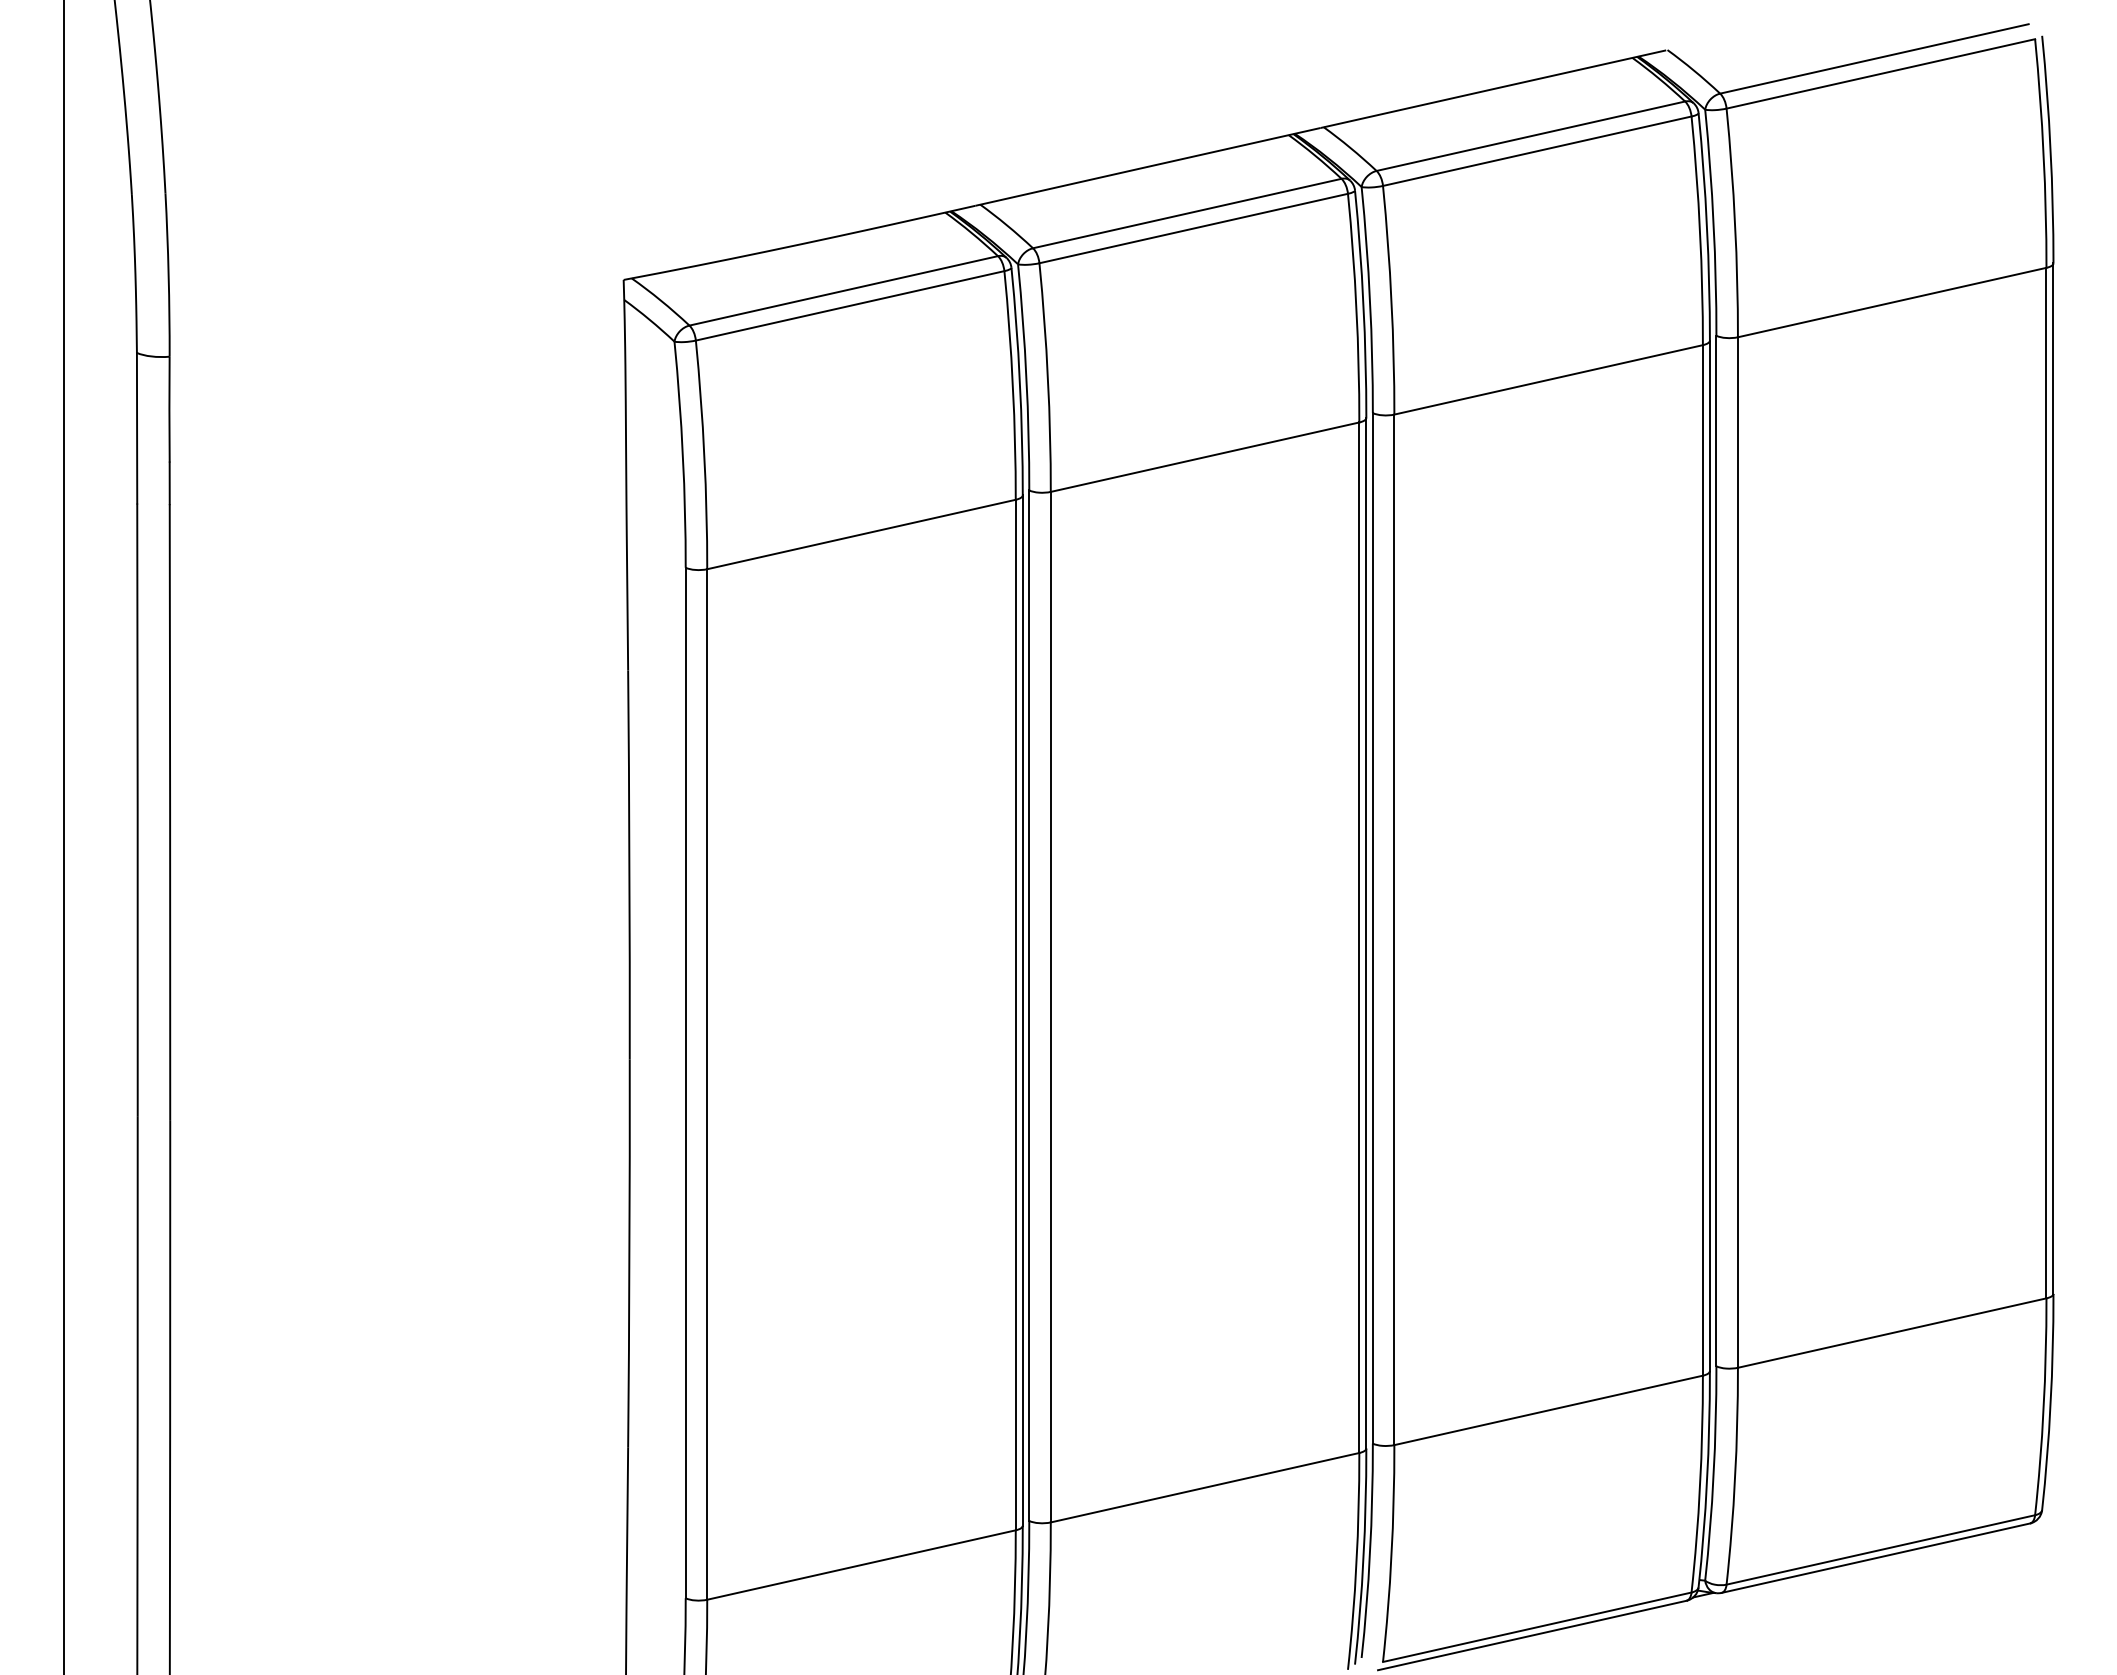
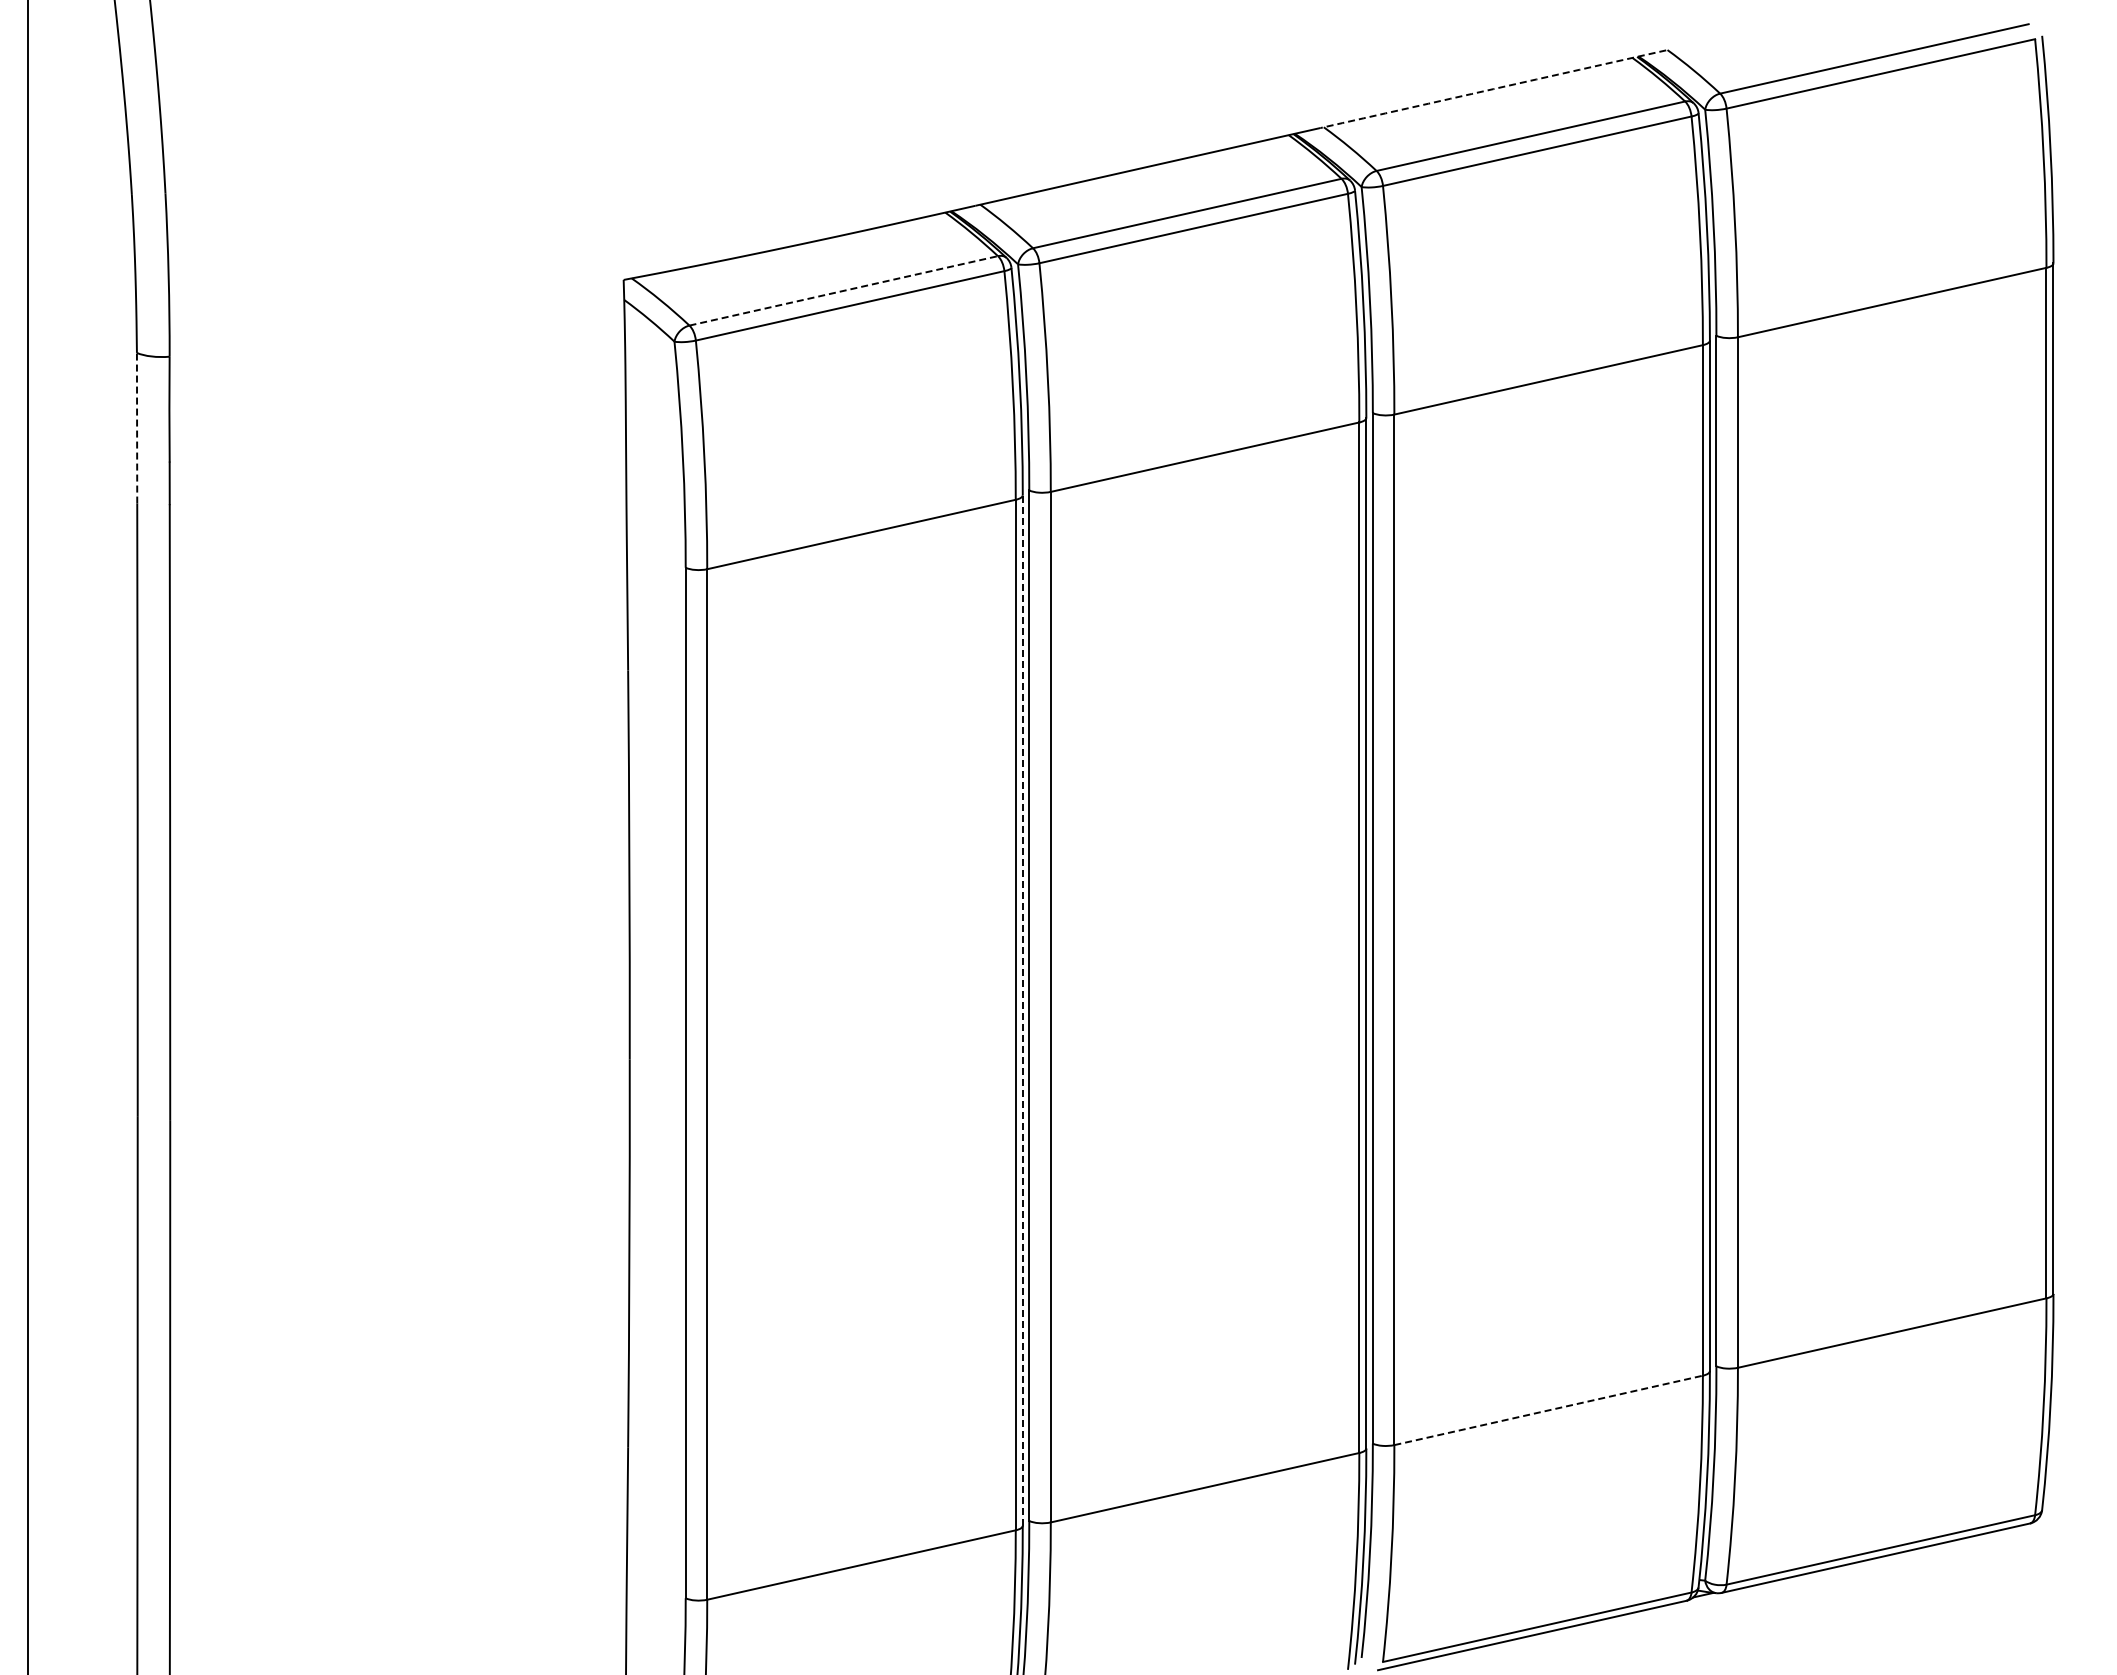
arc: solid -> dashed (1493, 89)
line: solid -> dashed (844, 290)
line: solid -> dashed (137, 427)
line position: (63, 836) -> (27, 836) (27, 836)
line: solid -> dashed (1022, 1010)
line: solid -> dashed (1549, 1410)
